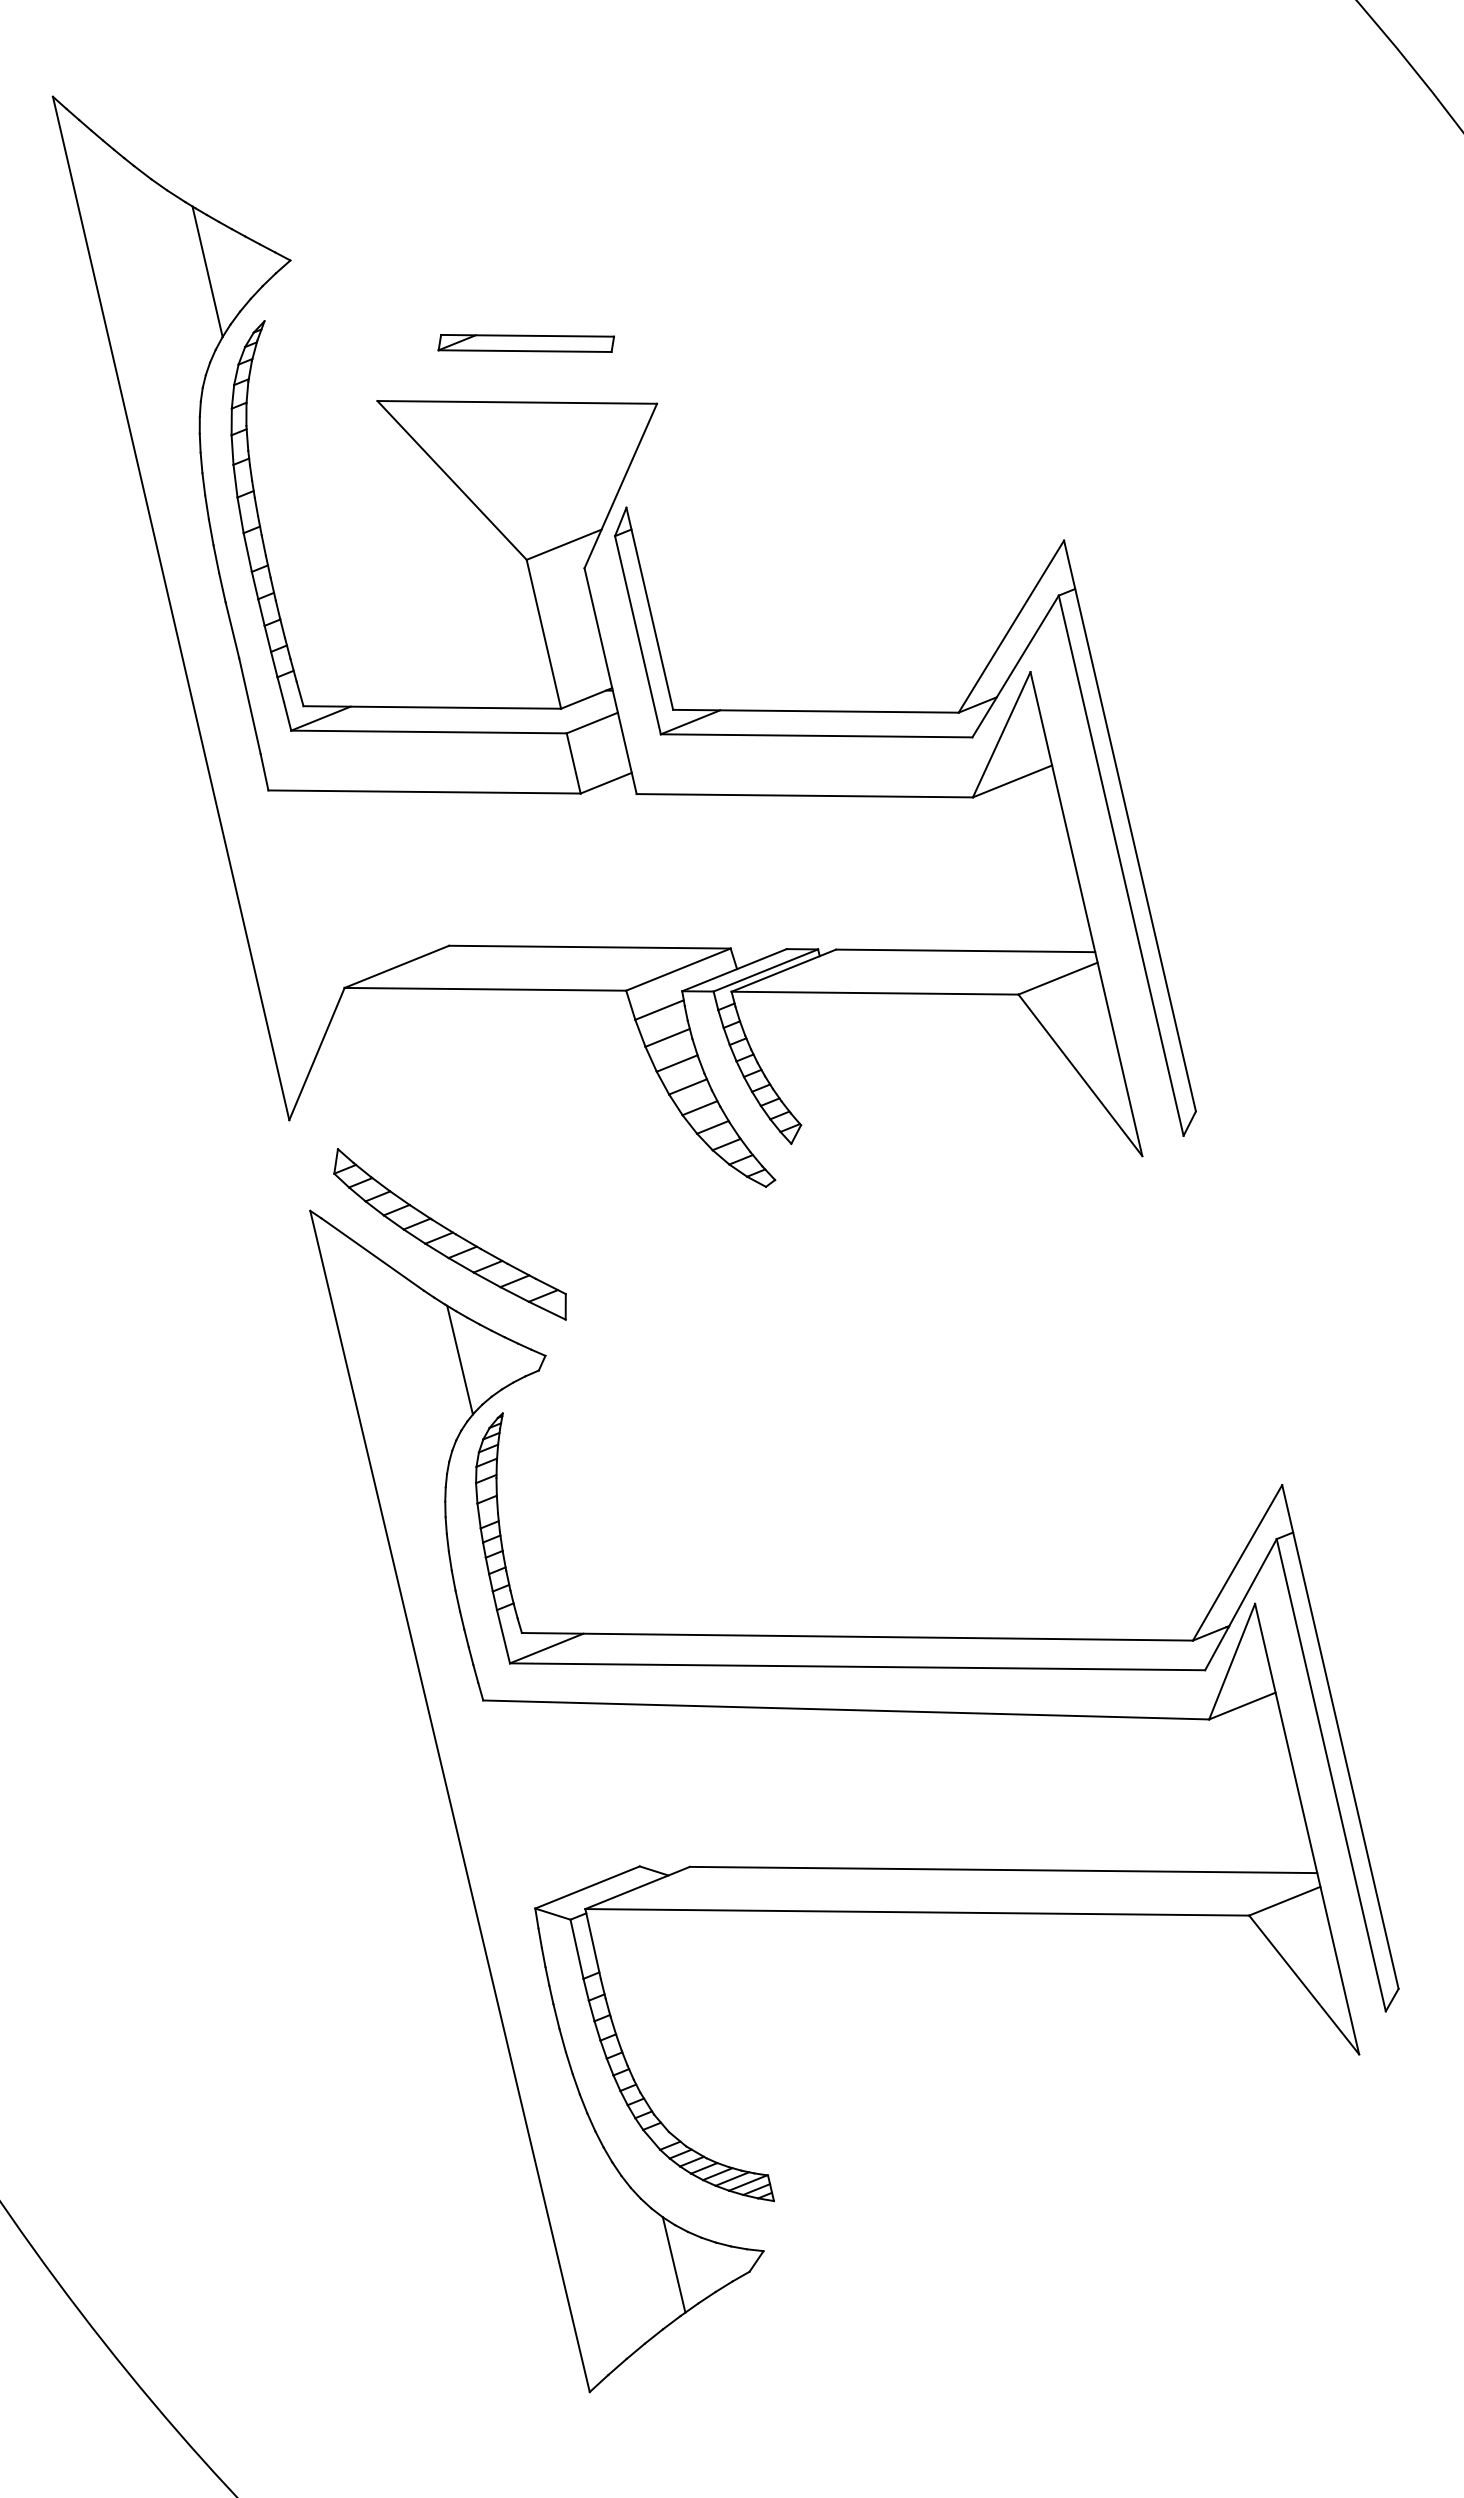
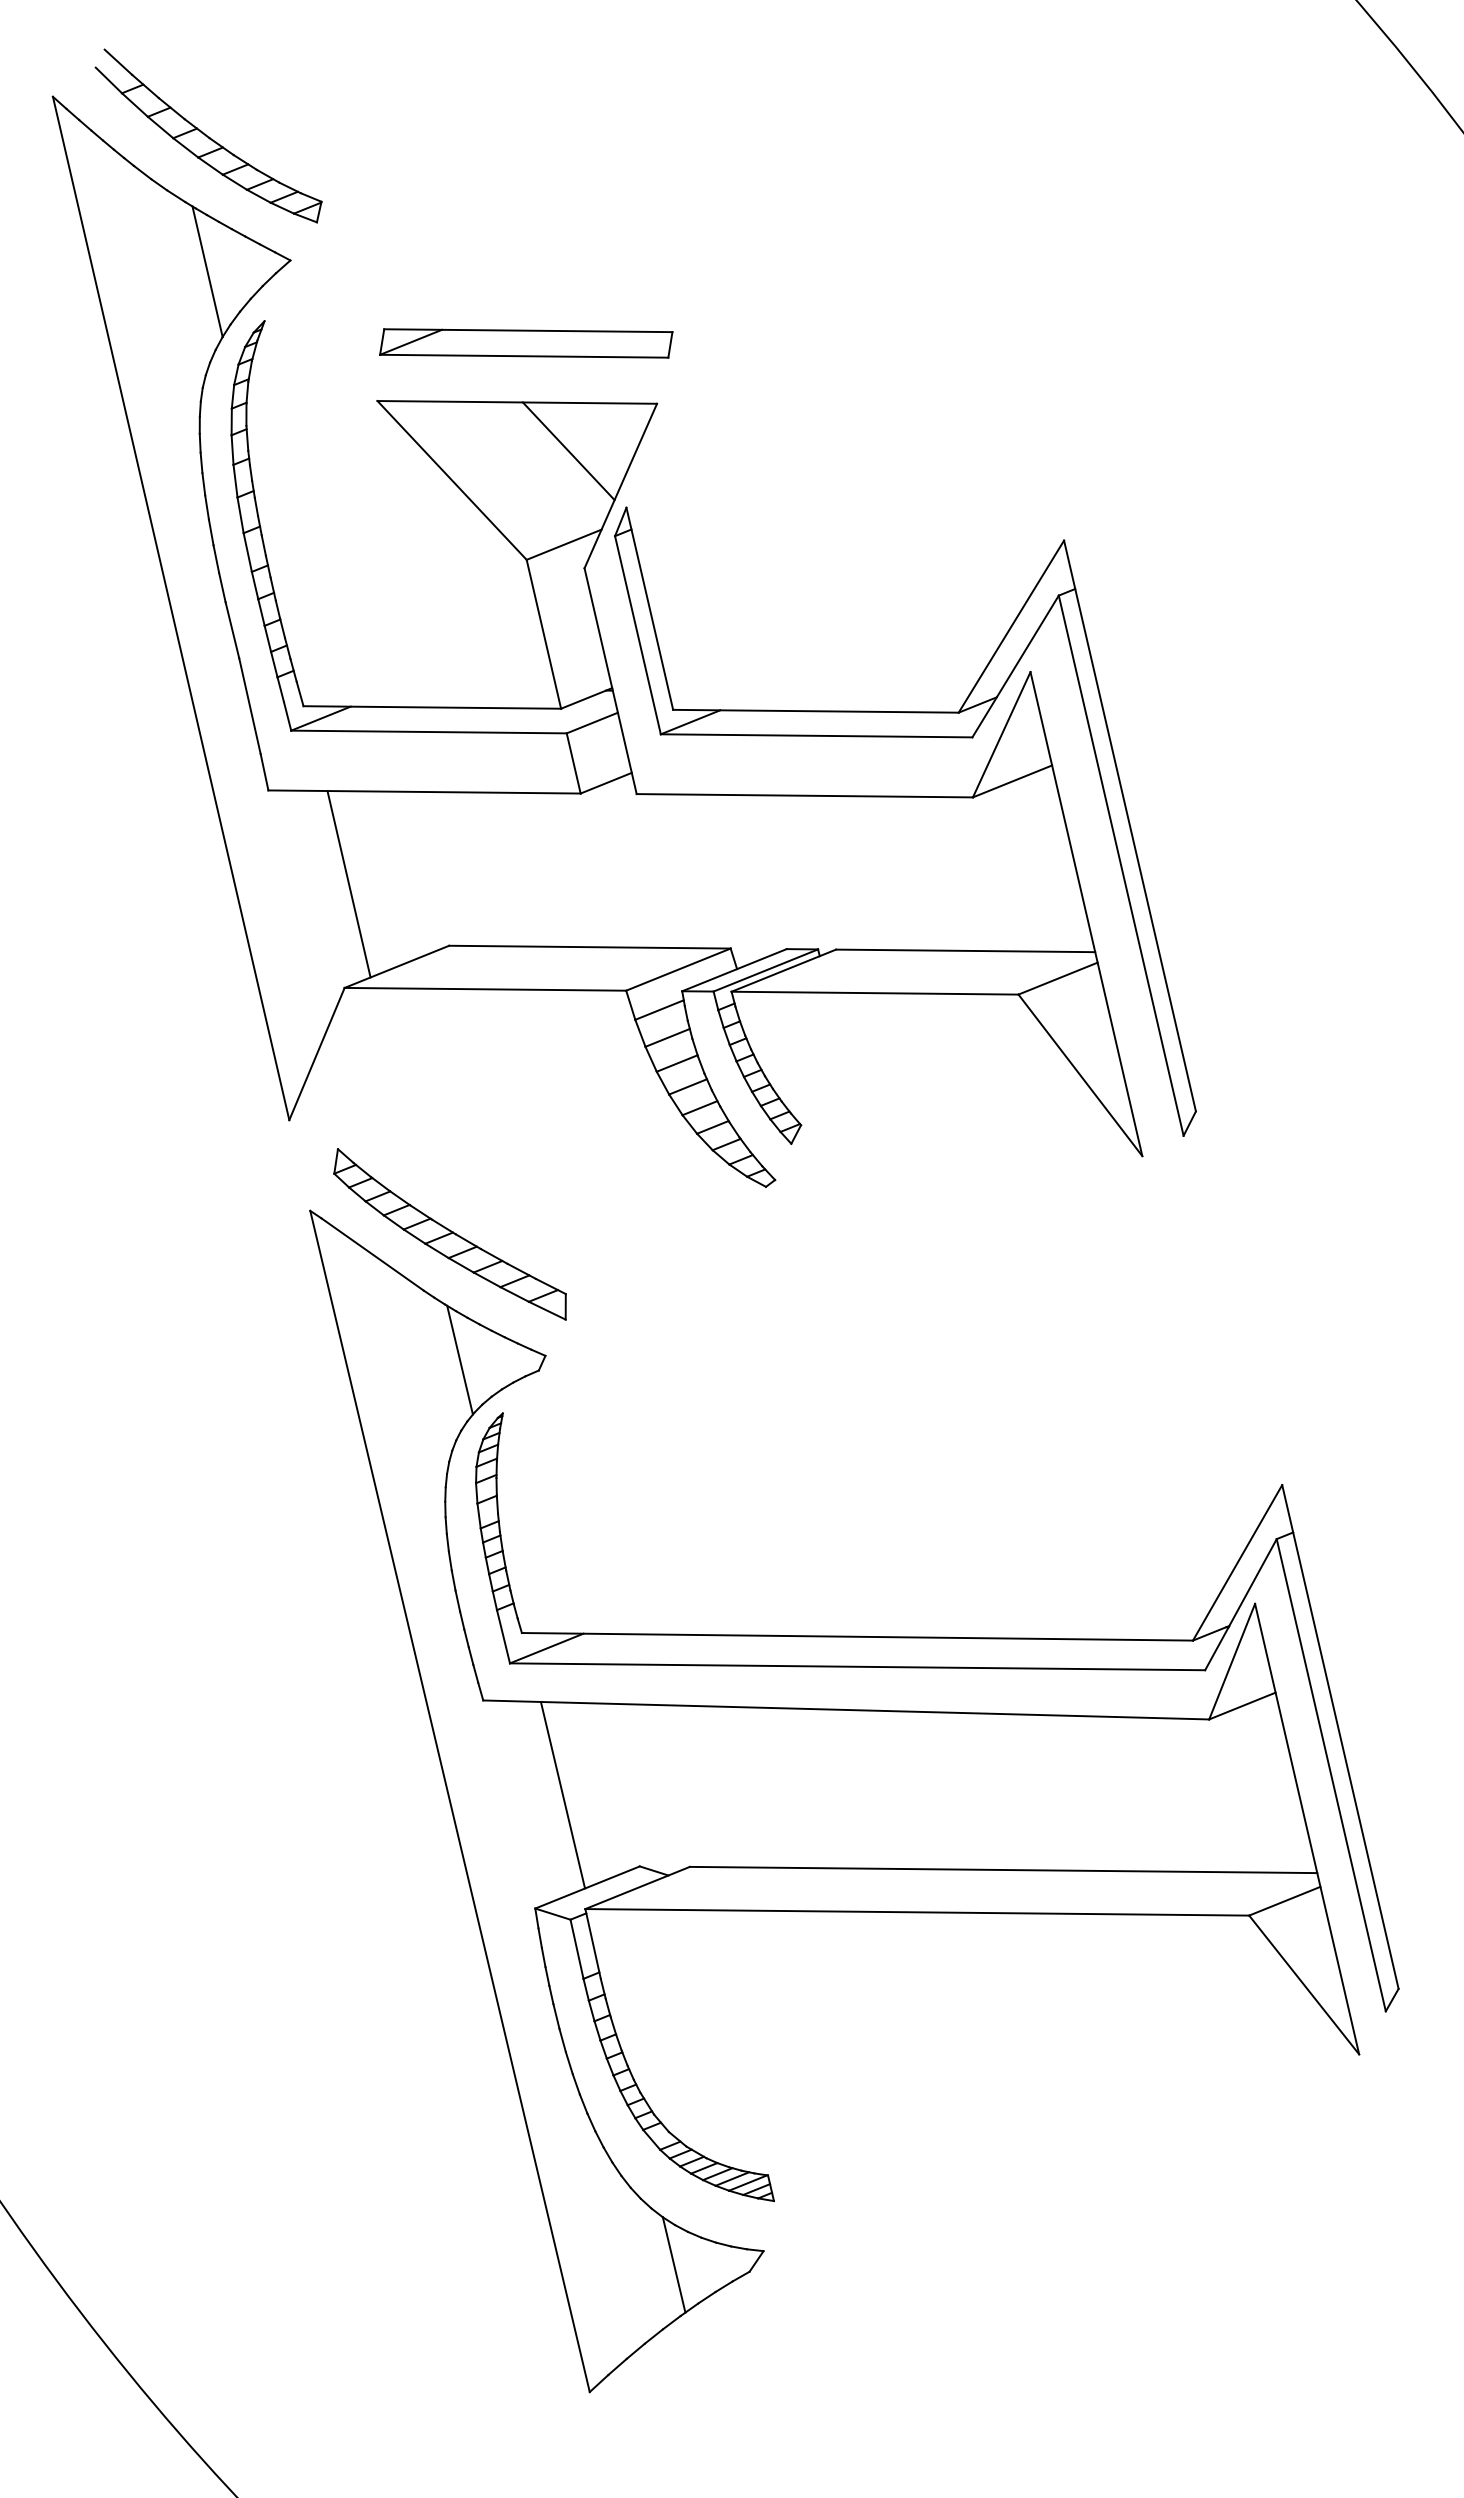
part: none -> present (208, 135)
part size: 178x19 px -> 295x31 px (526, 343)
line: none -> present (568, 451)
line: none -> present (348, 884)
line: none -> present (562, 1795)
